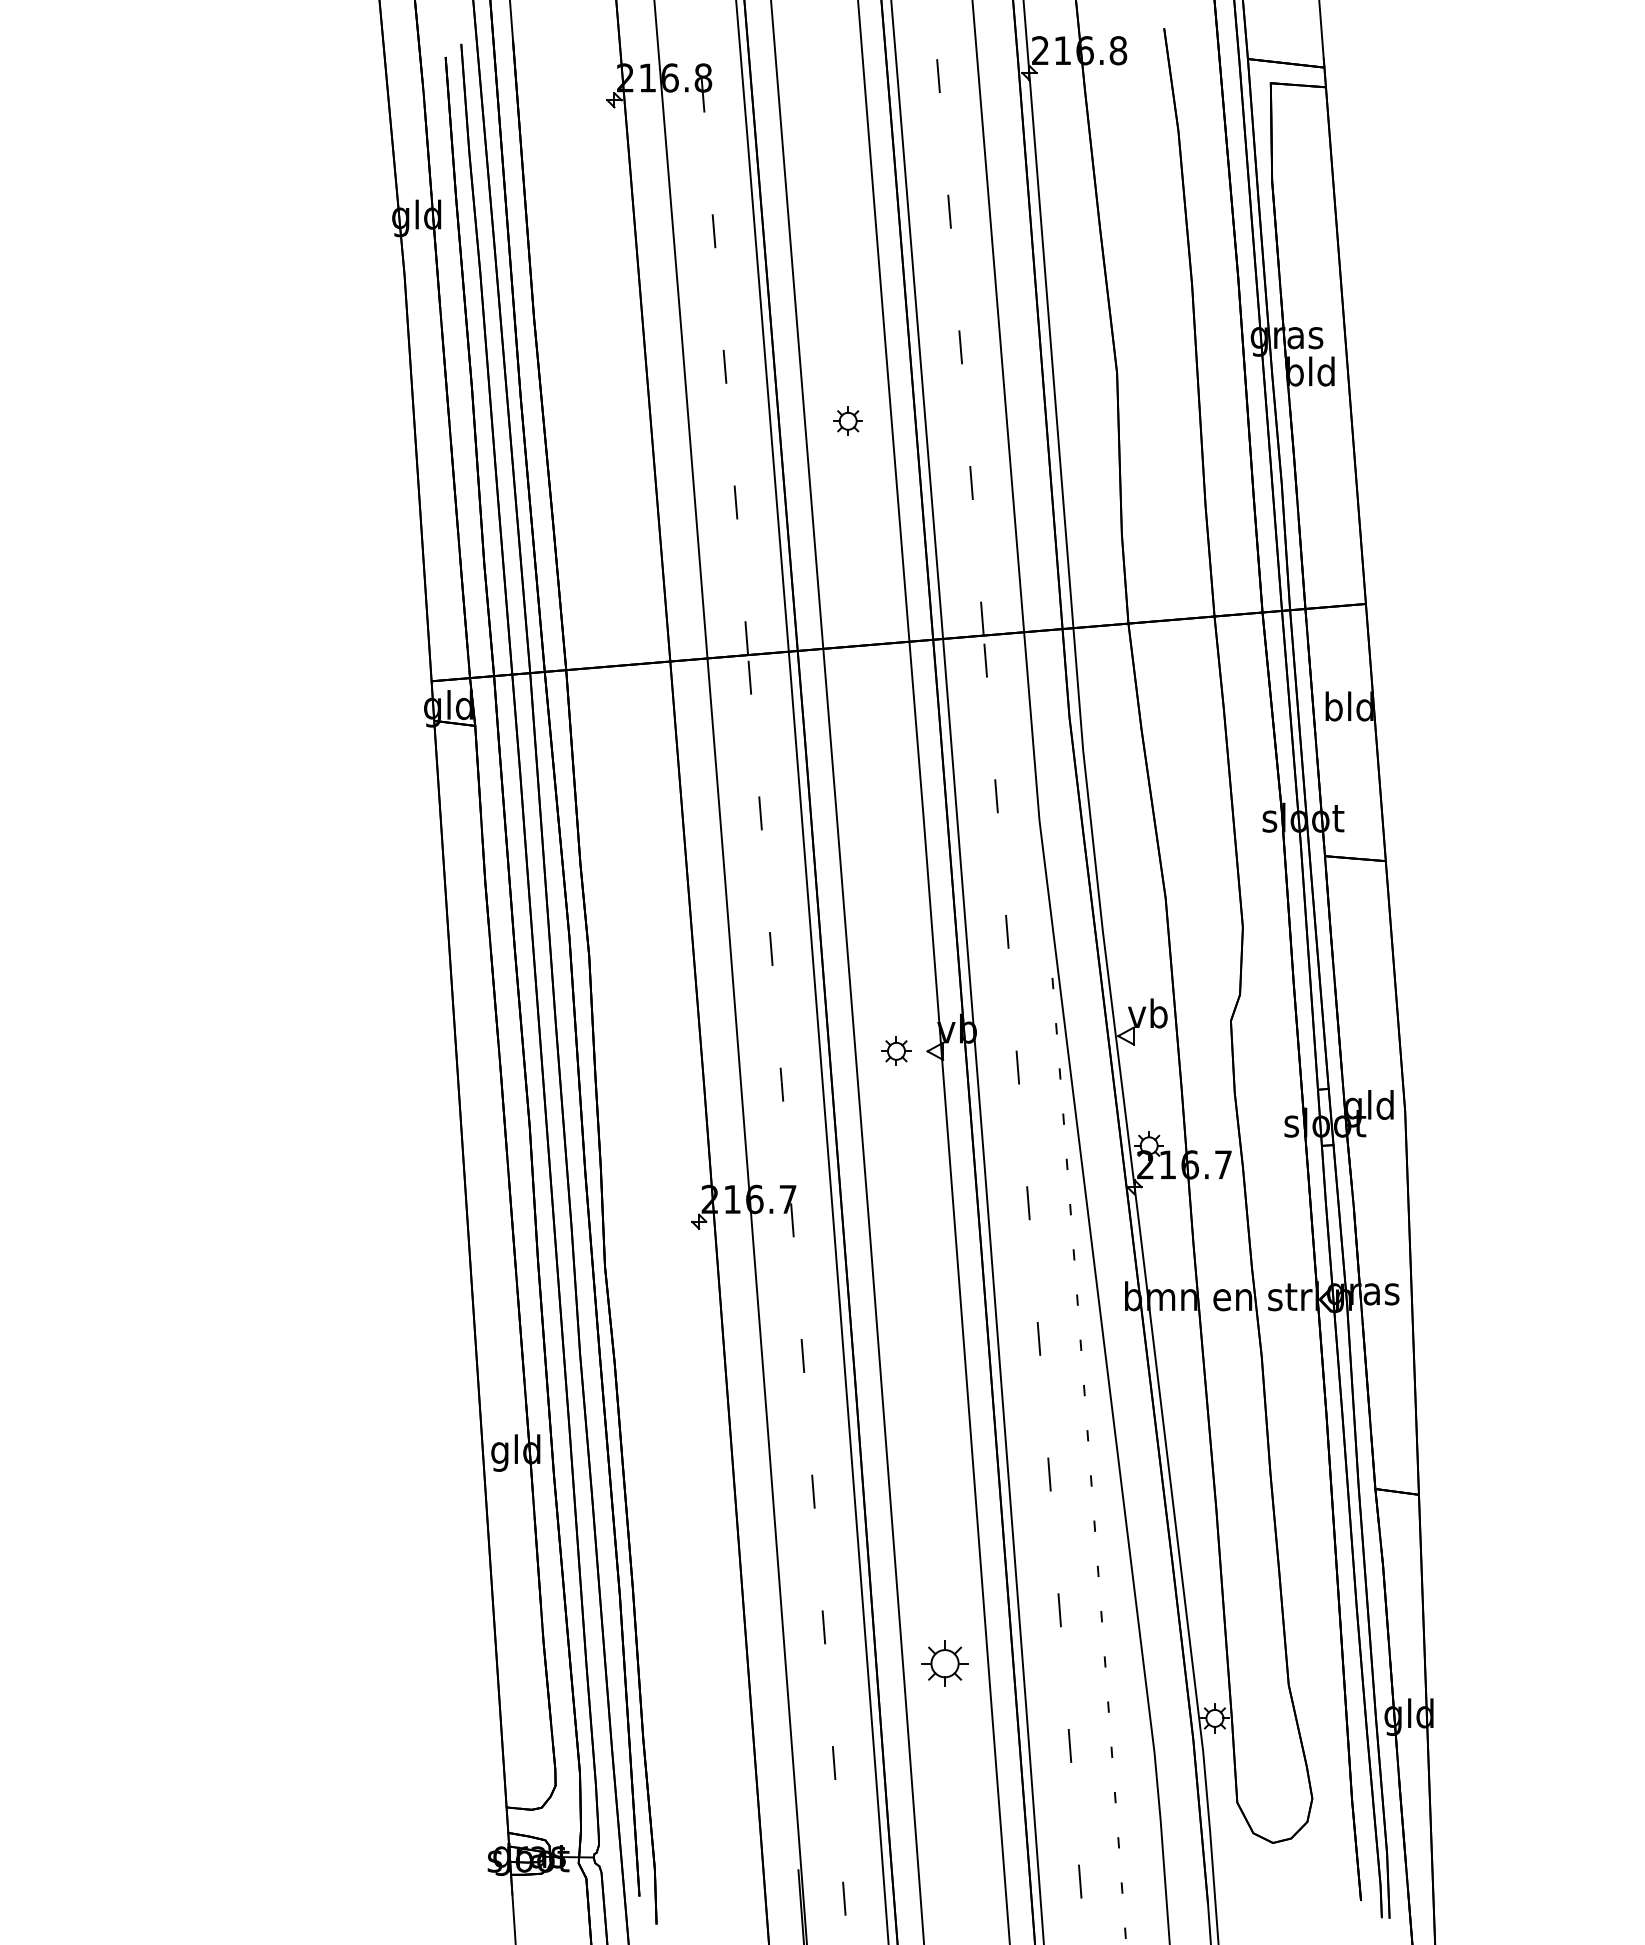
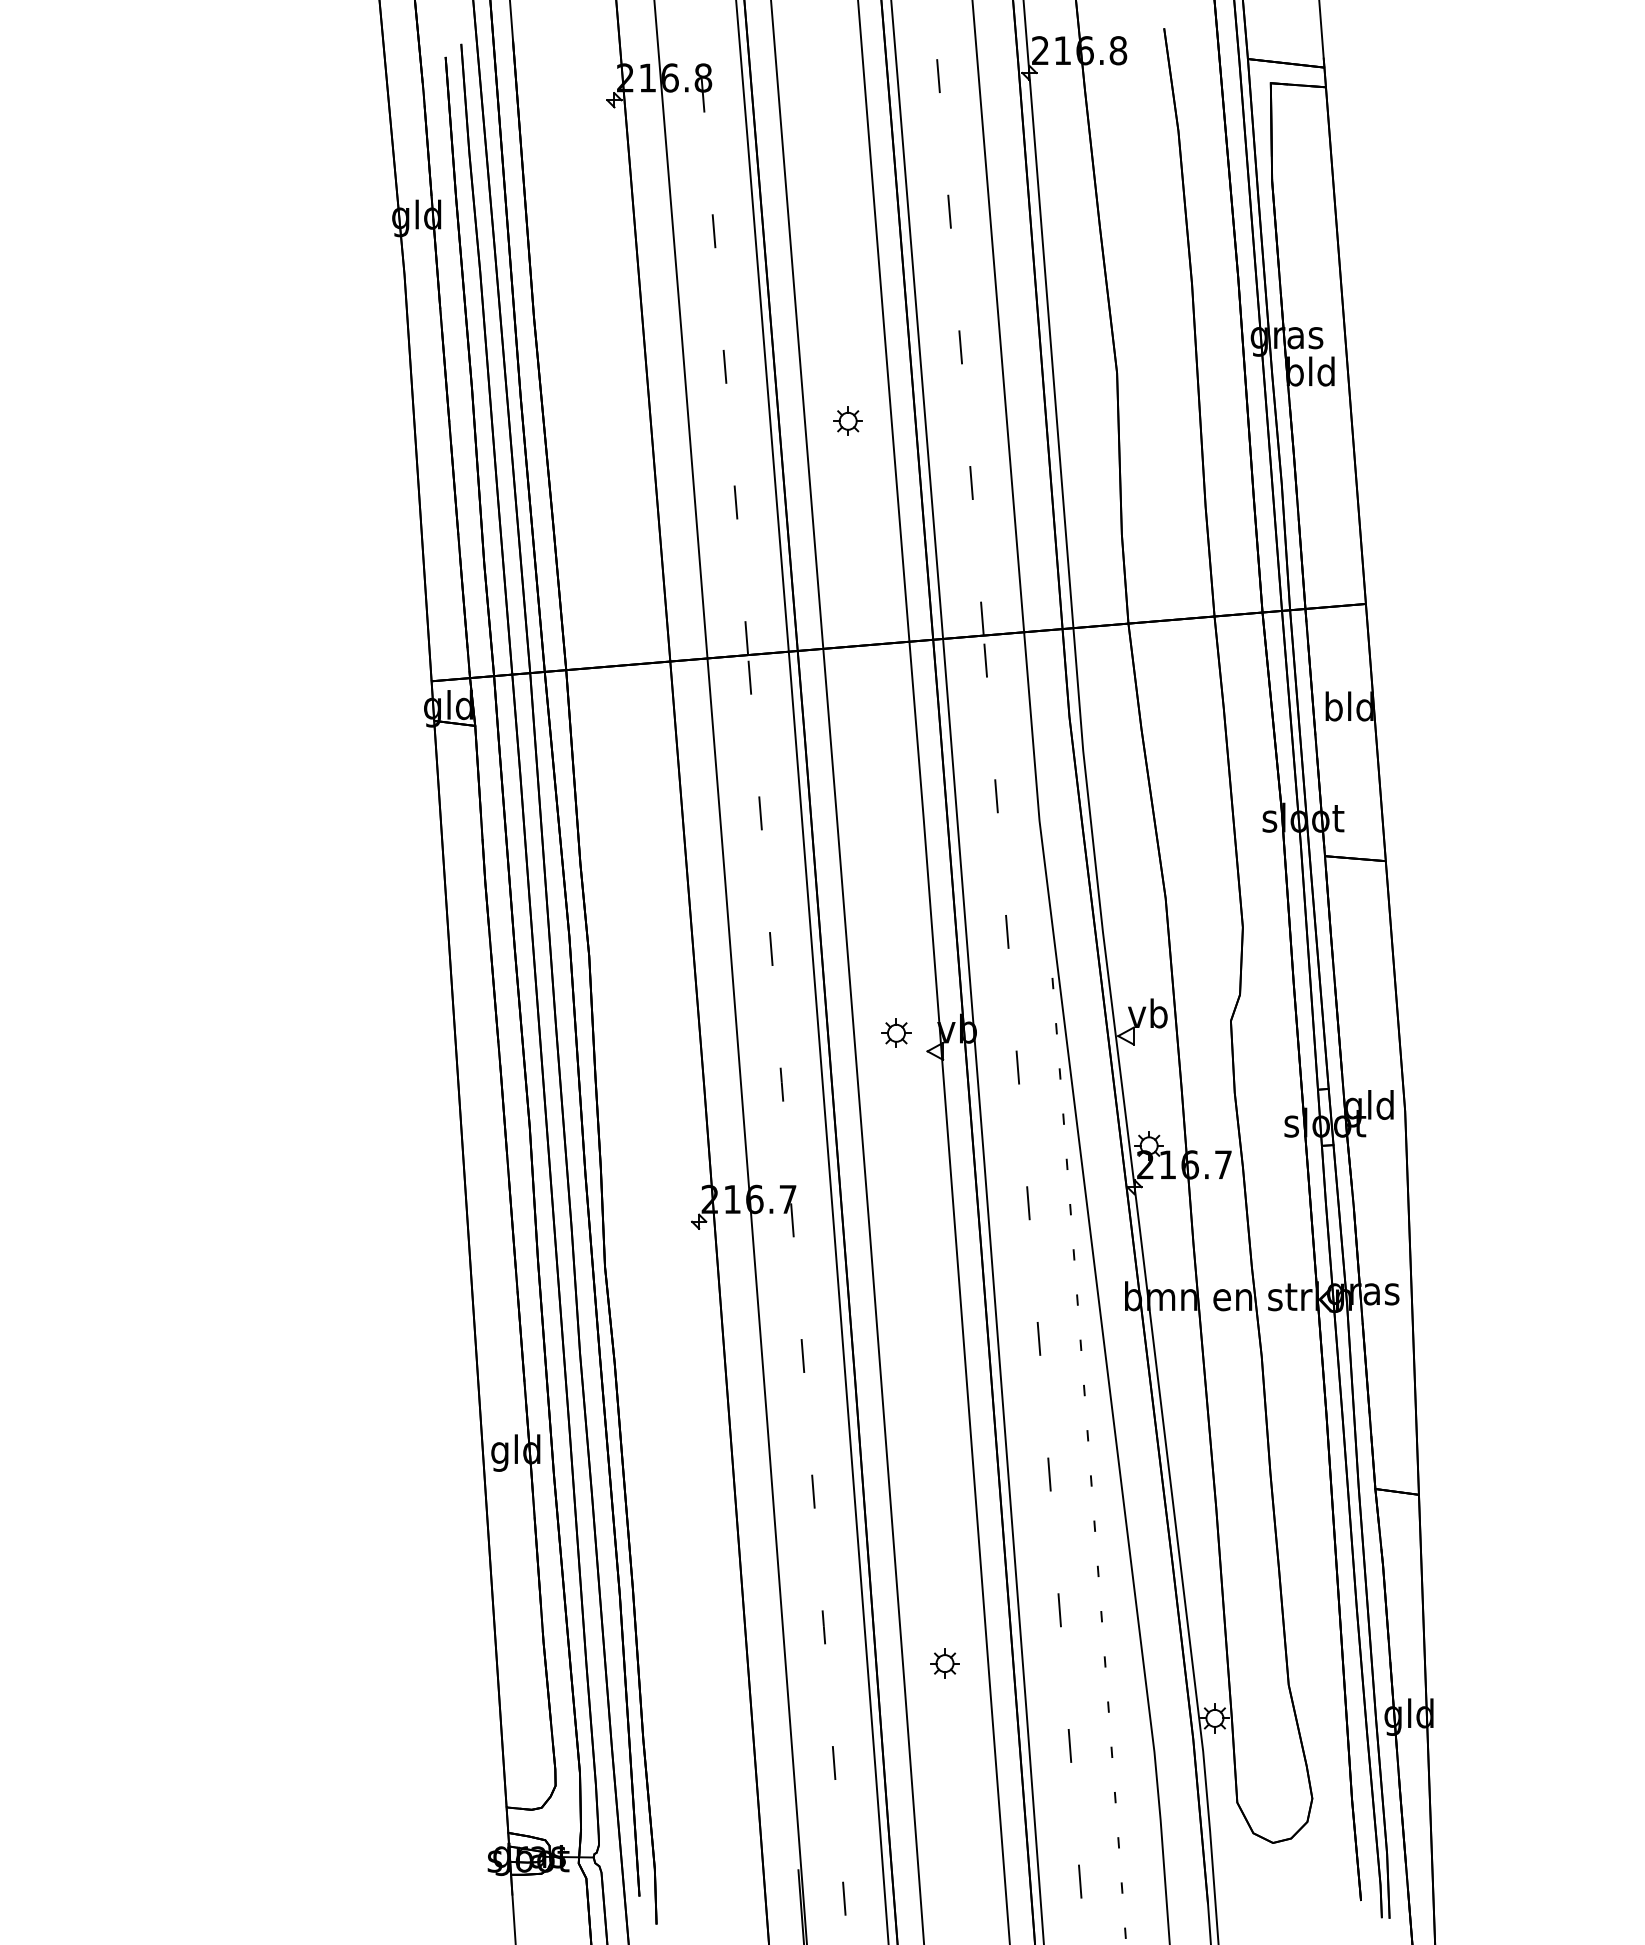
part position: (896, 1050) -> (896, 1032) (896, 1032)
part size: 48x47 px -> 30x31 px (944, 1663)
